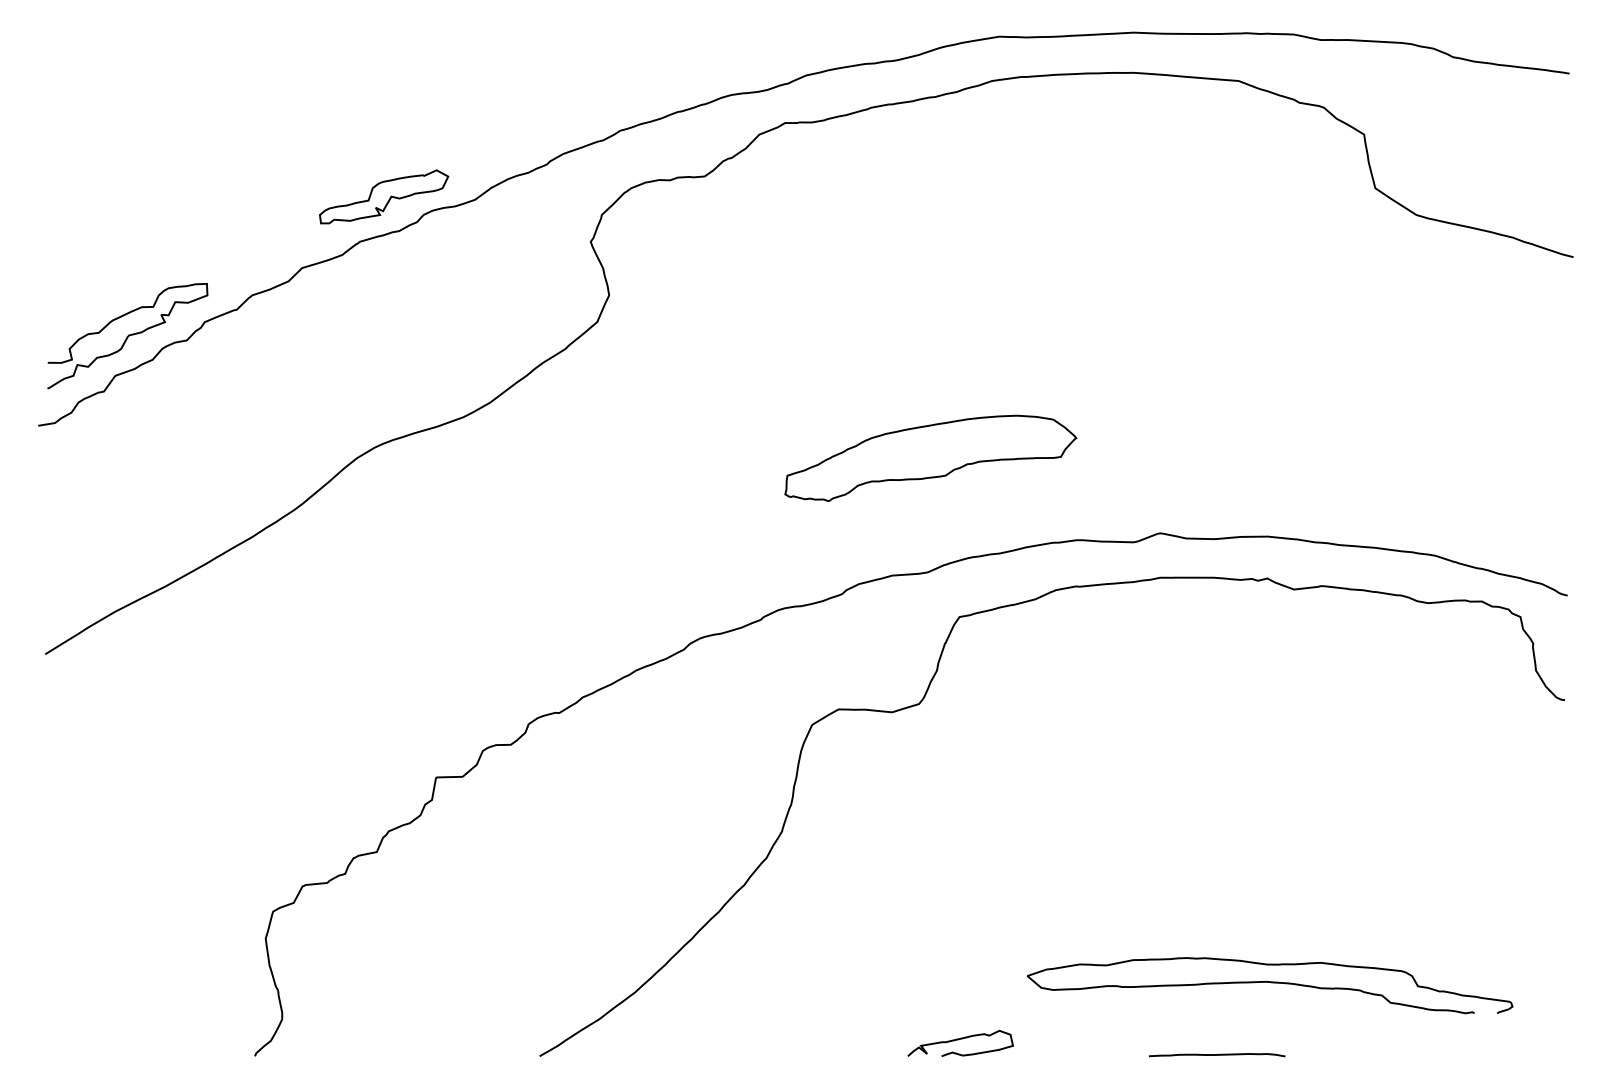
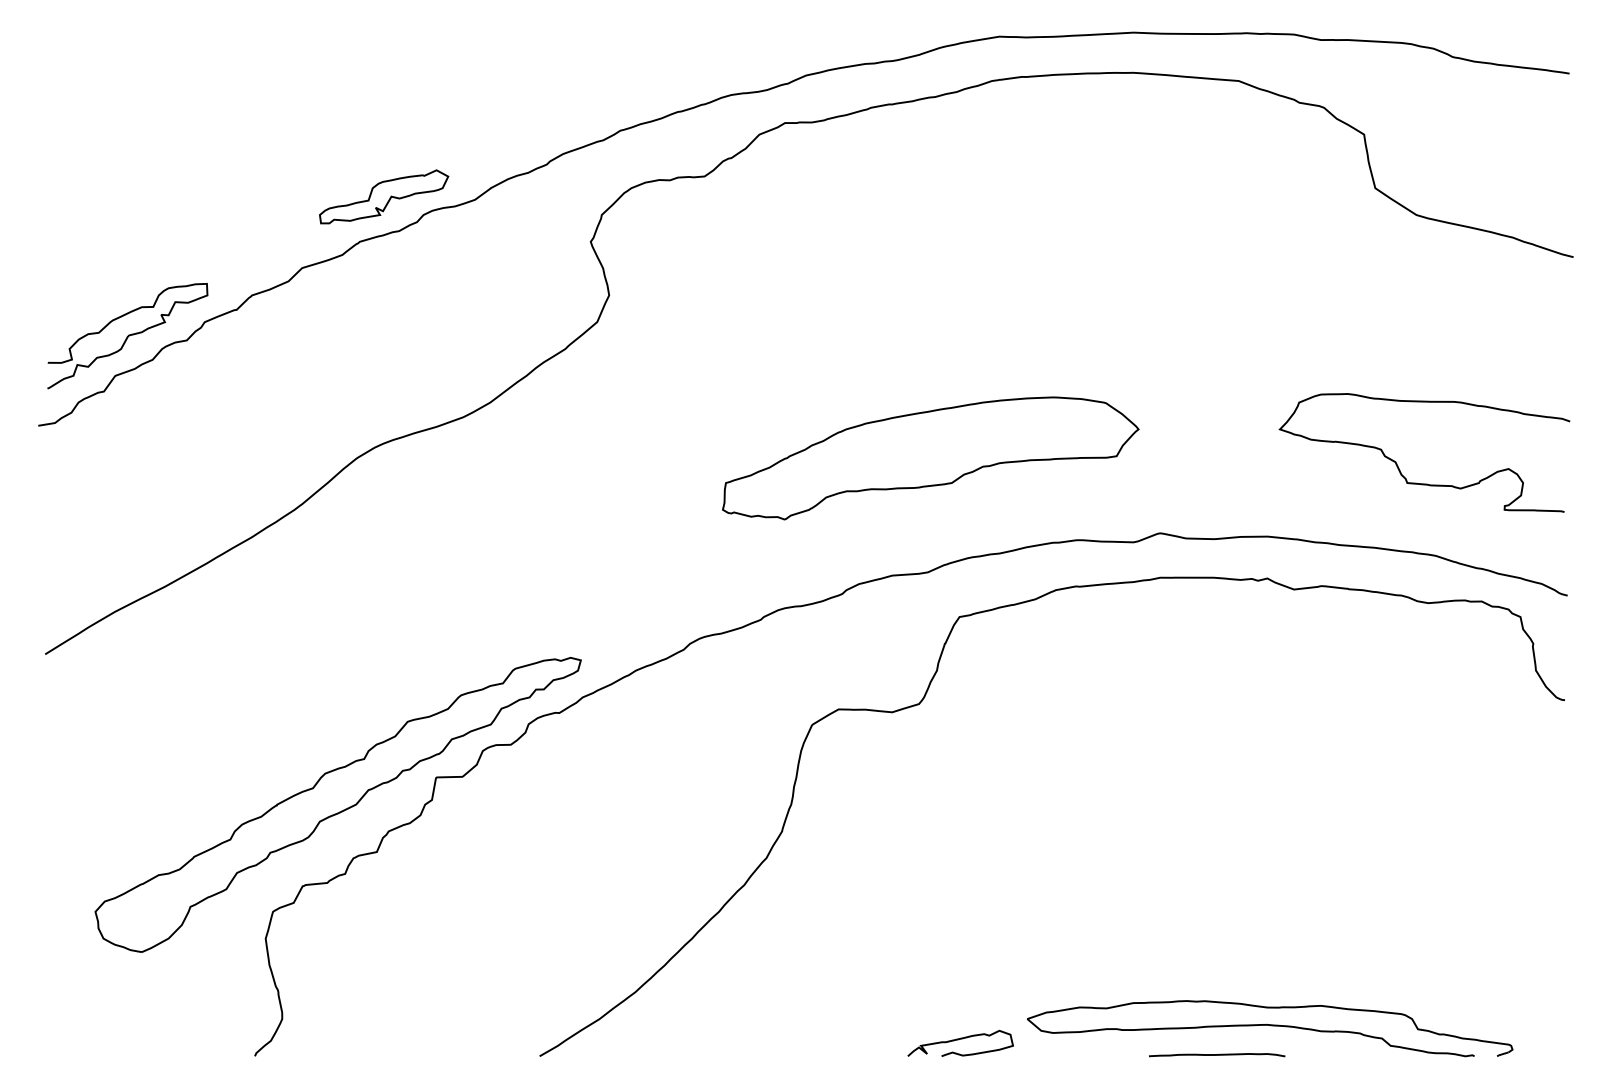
part size: 294x88 px -> 418x125 px (930, 458)
curve: none -> present (1398, 465)
part: none -> present (337, 804)
part position: (1269, 985) -> (1269, 1028) (1269, 1028)
